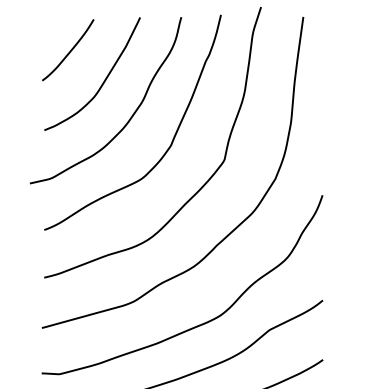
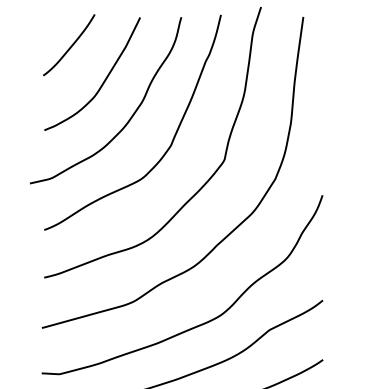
curve position: (69, 51) -> (70, 46) (70, 46)
